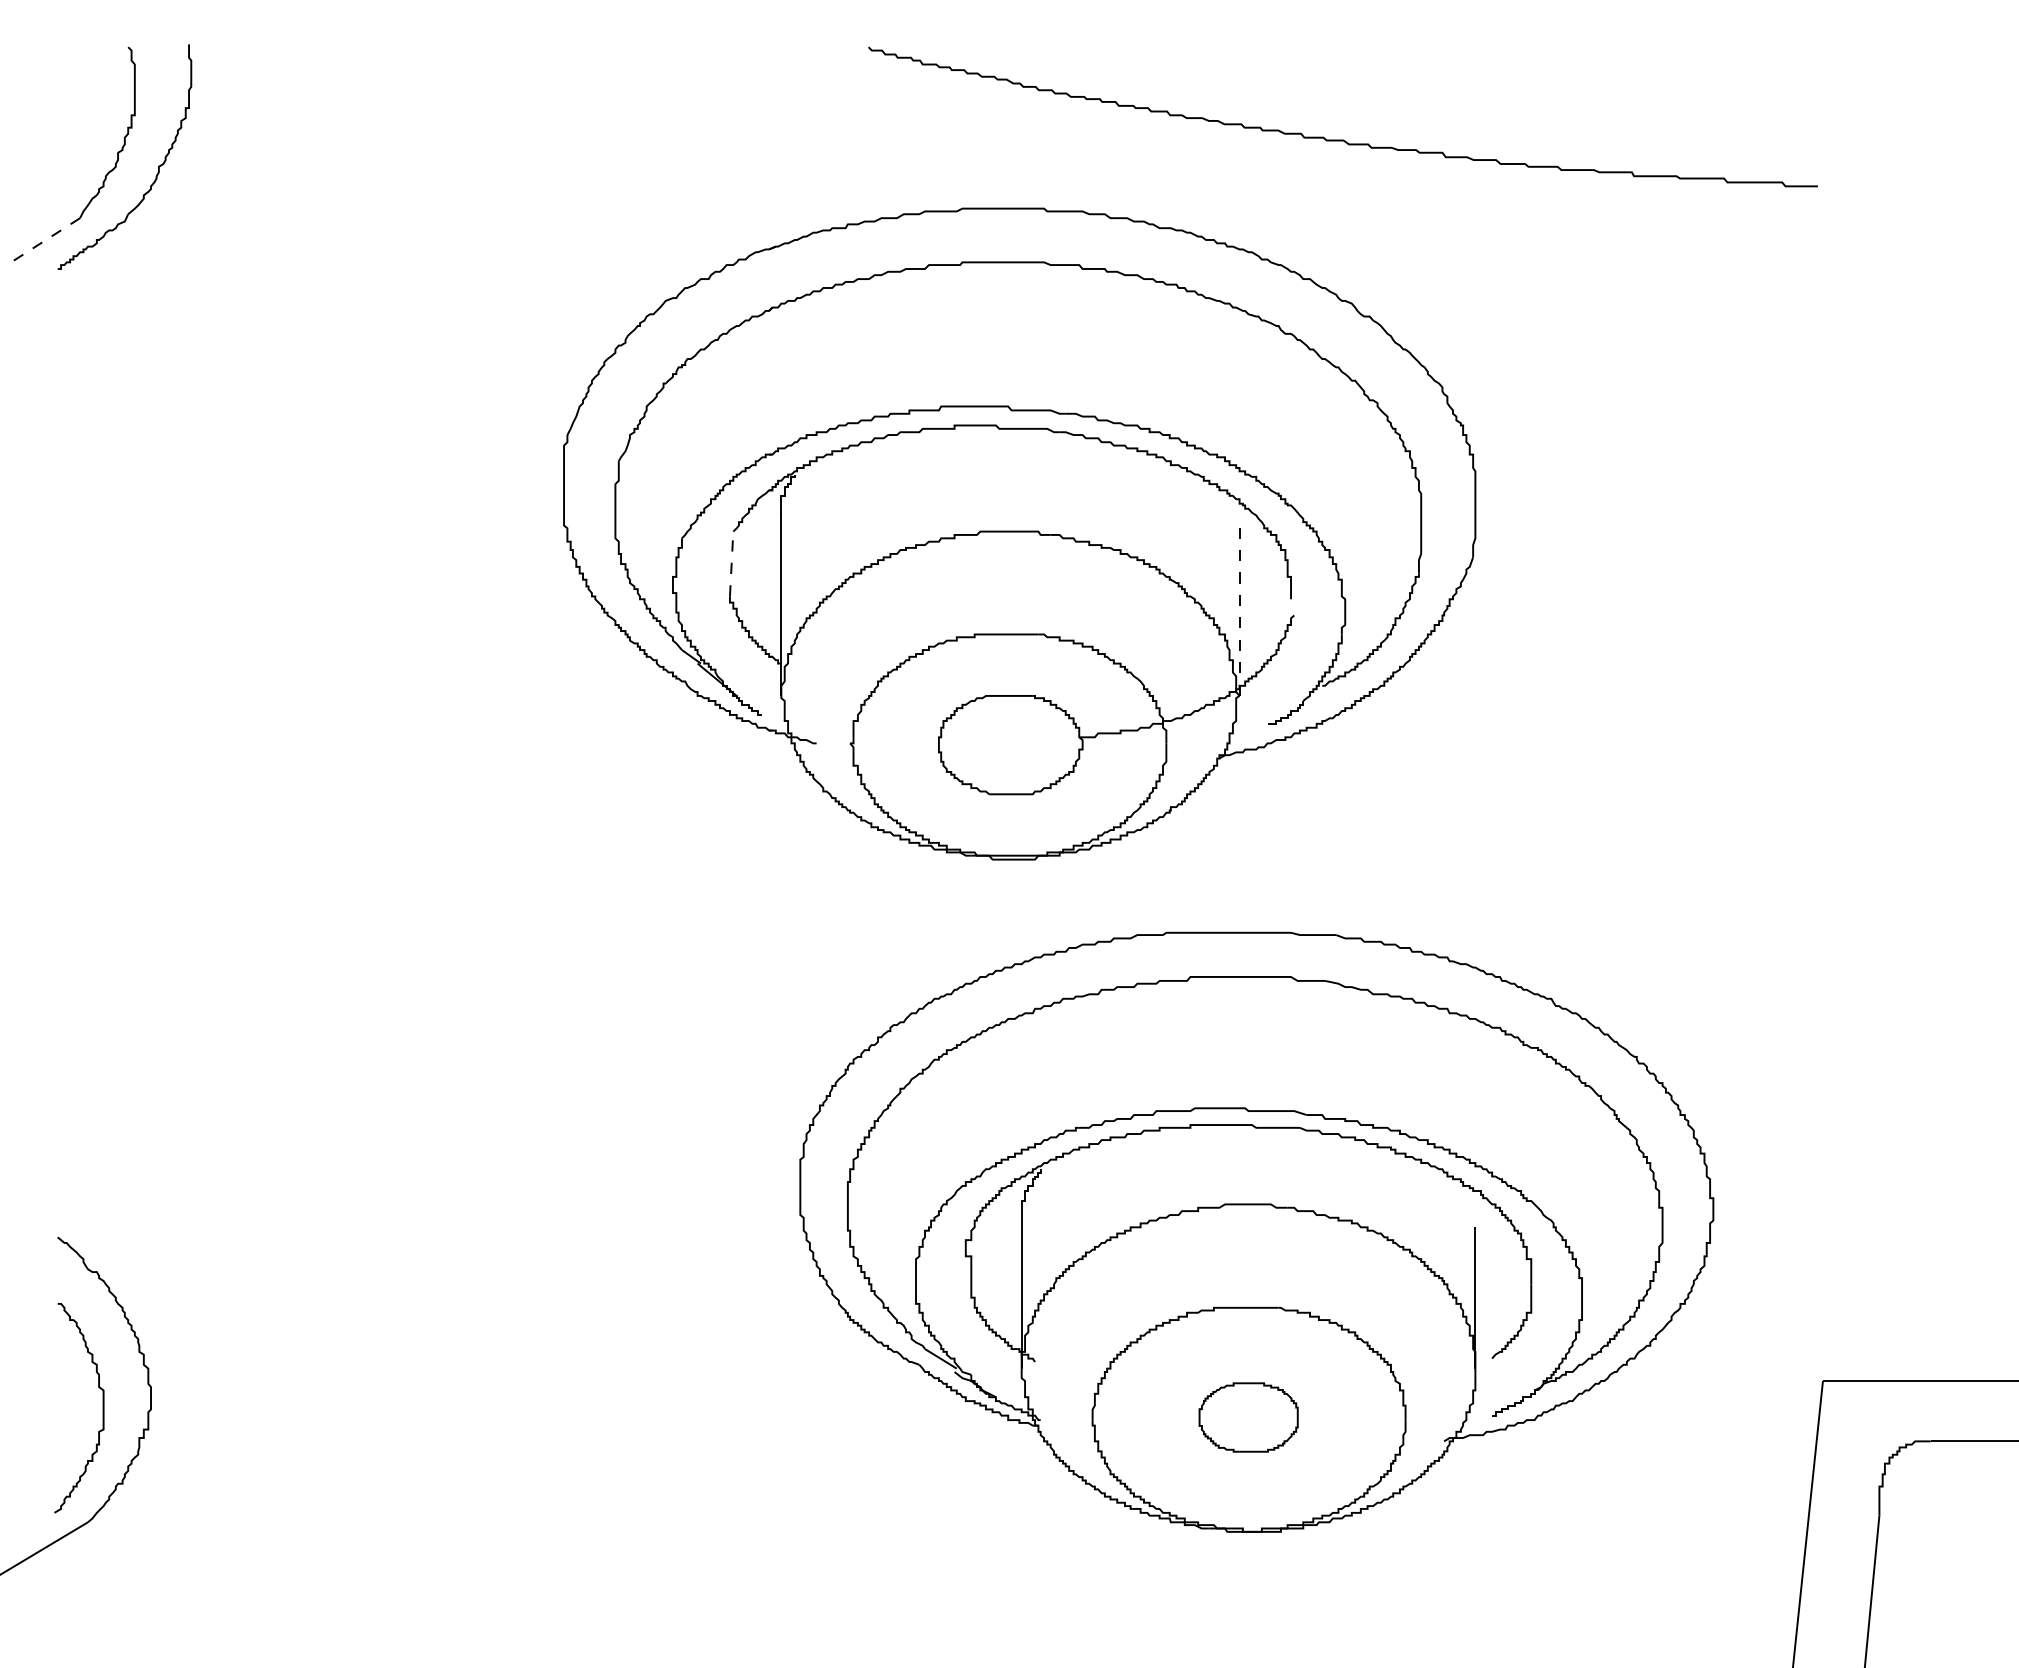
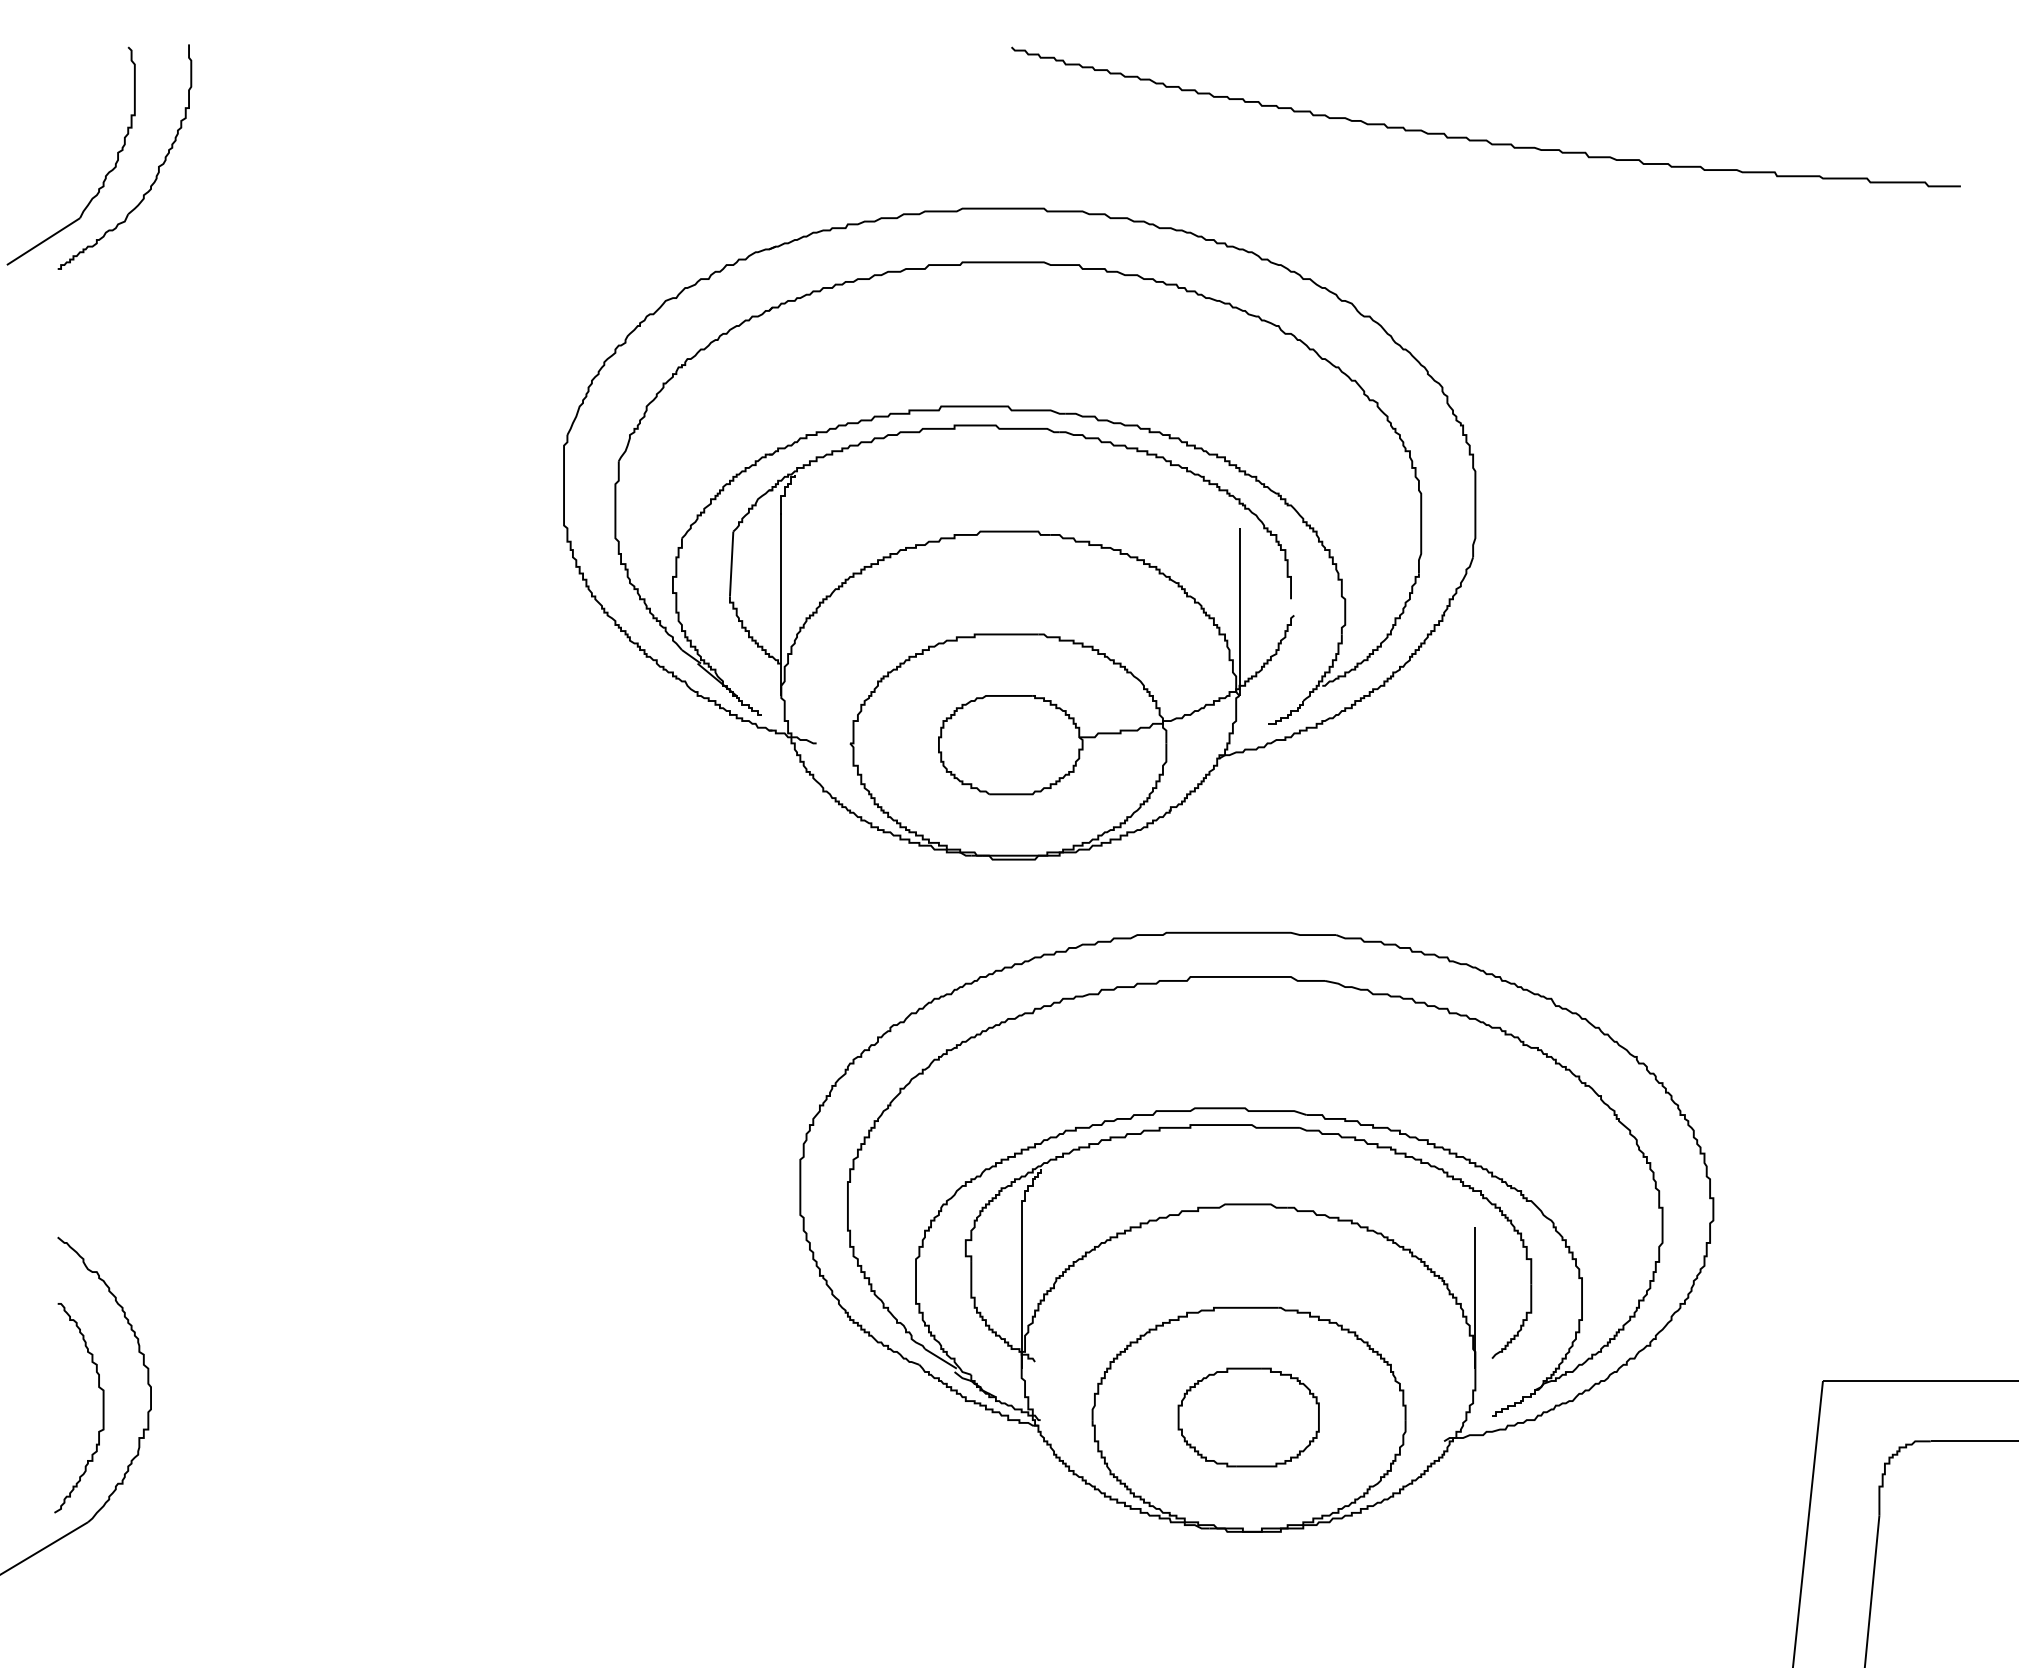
curve position: (1342, 139) -> (1485, 139) (1485, 139)
line: dashed -> solid (43, 241)
line: dashed -> solid (731, 563)
line: dashed -> solid (1239, 612)
part size: 101x71 px -> 143x101 px (1248, 1417)
